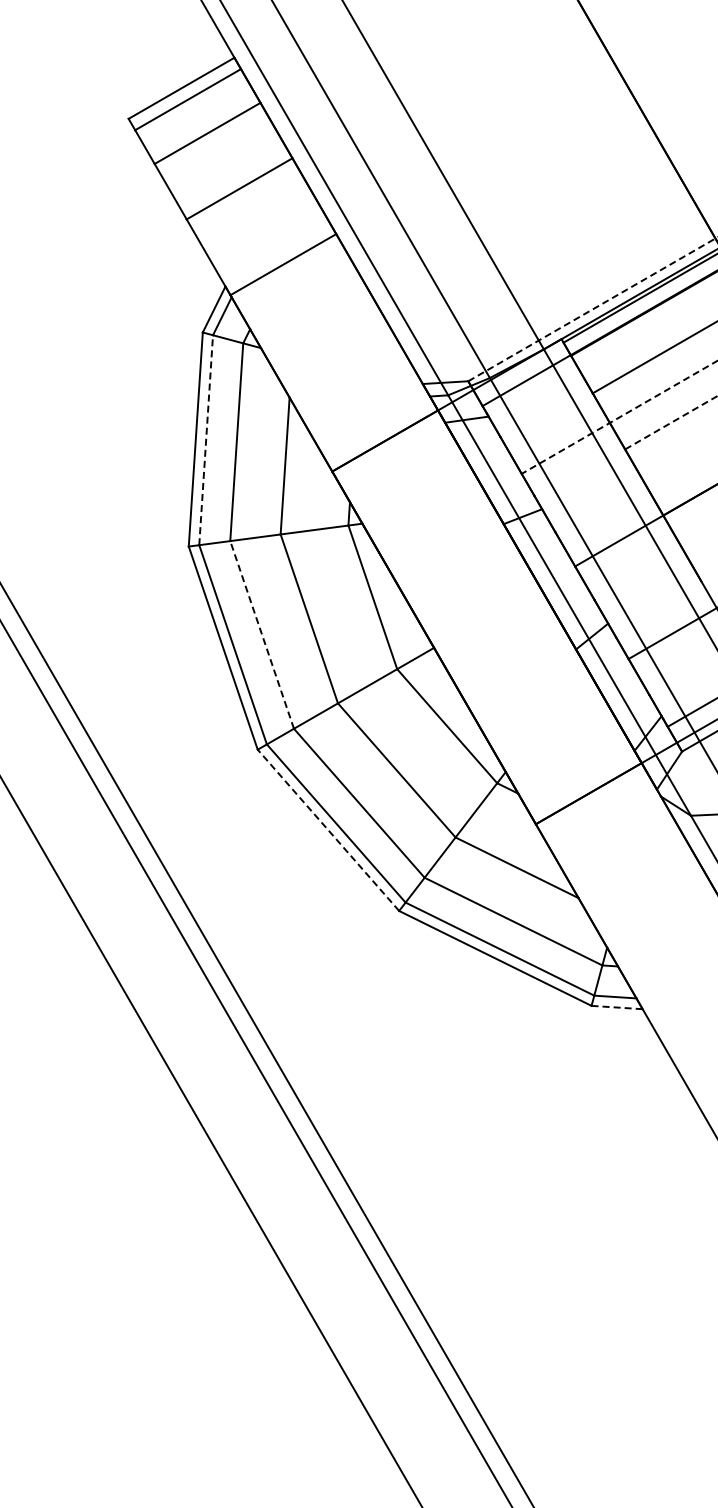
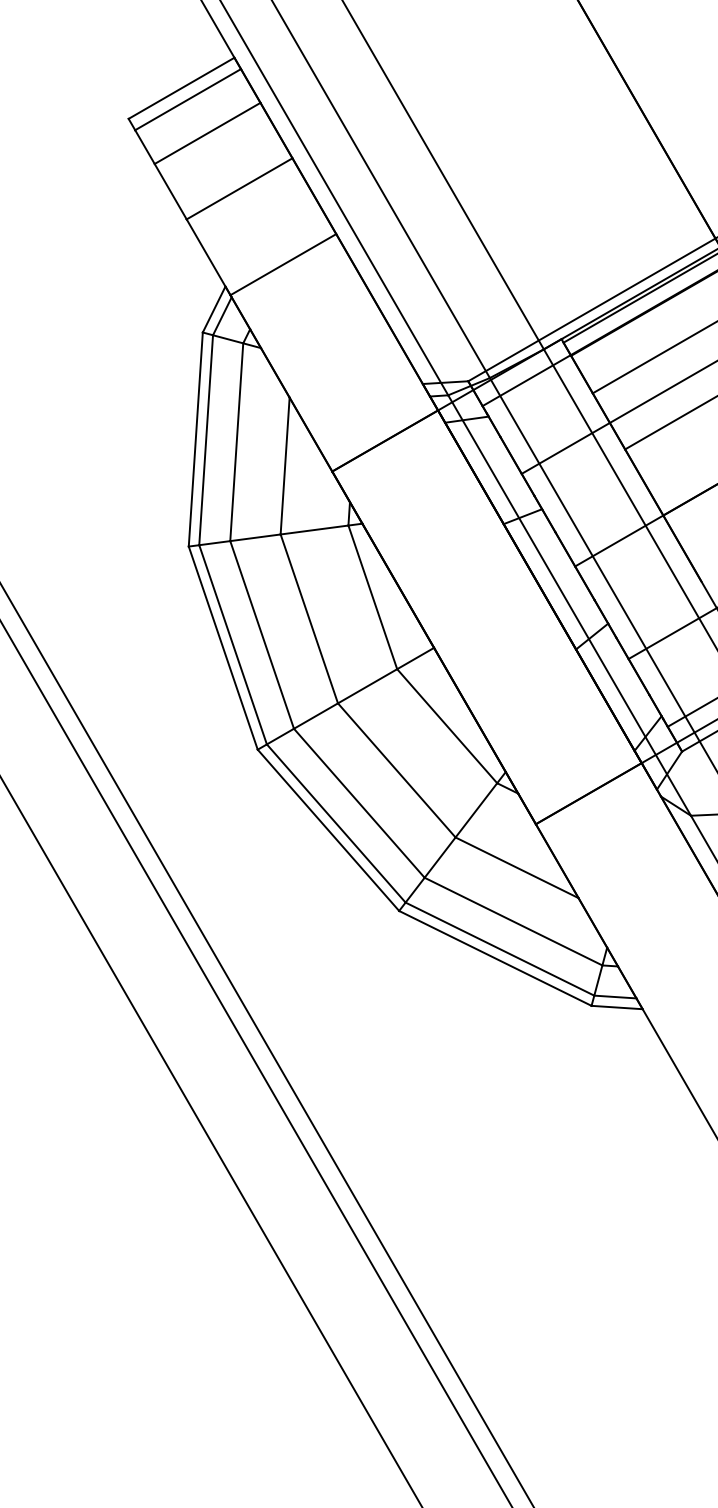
line: dashed -> solid (592, 309)
line: dashed -> solid (619, 417)
line: dashed -> solid (671, 422)
line: dashed -> solid (206, 439)
line: dashed -> solid (261, 634)
line: dashed -> solid (328, 829)
line: dashed -> solid (617, 1007)
